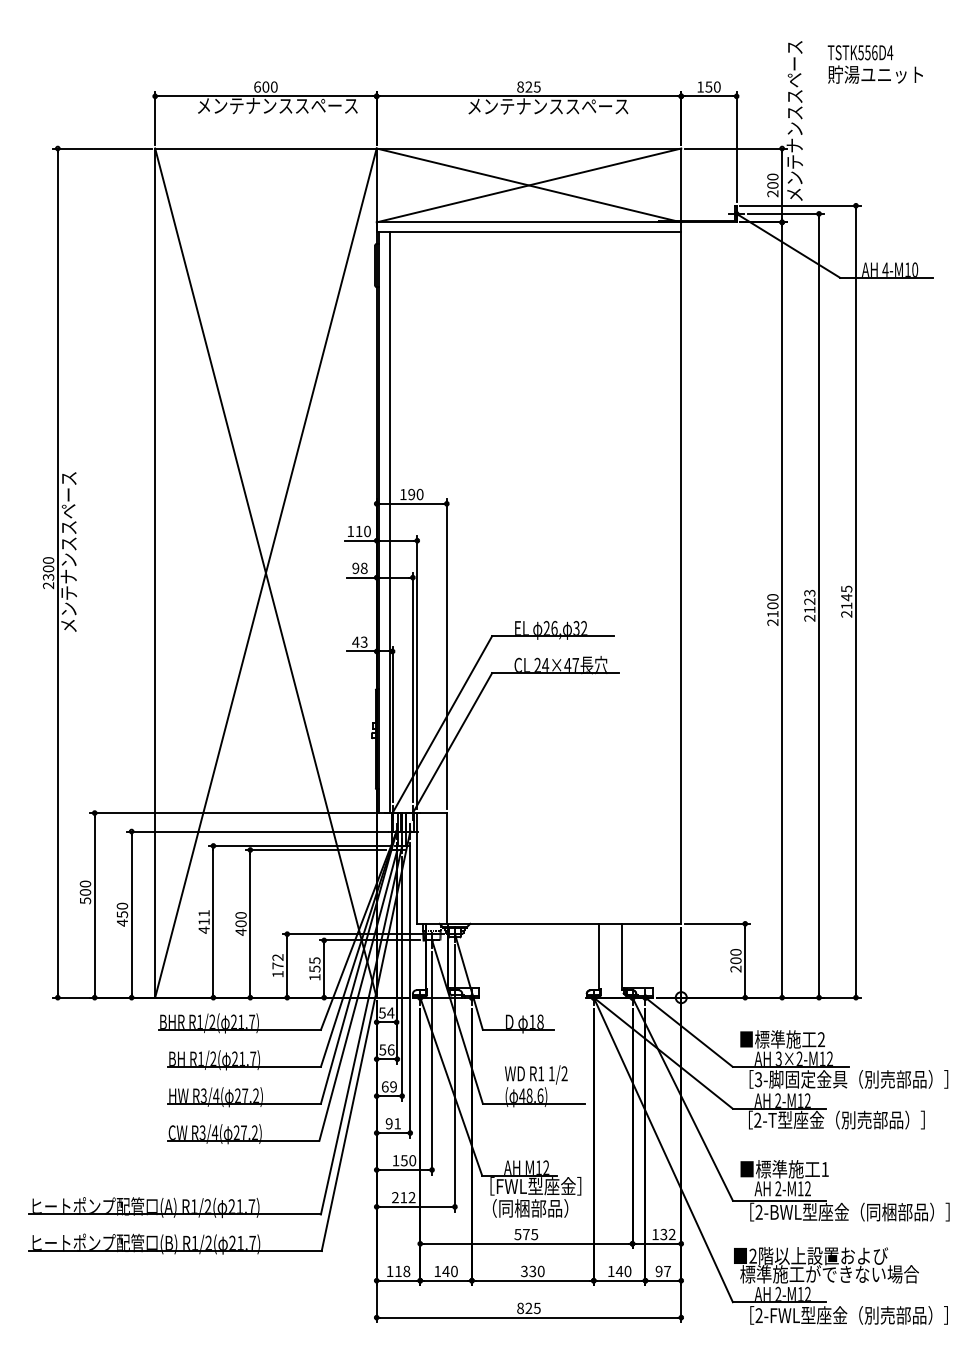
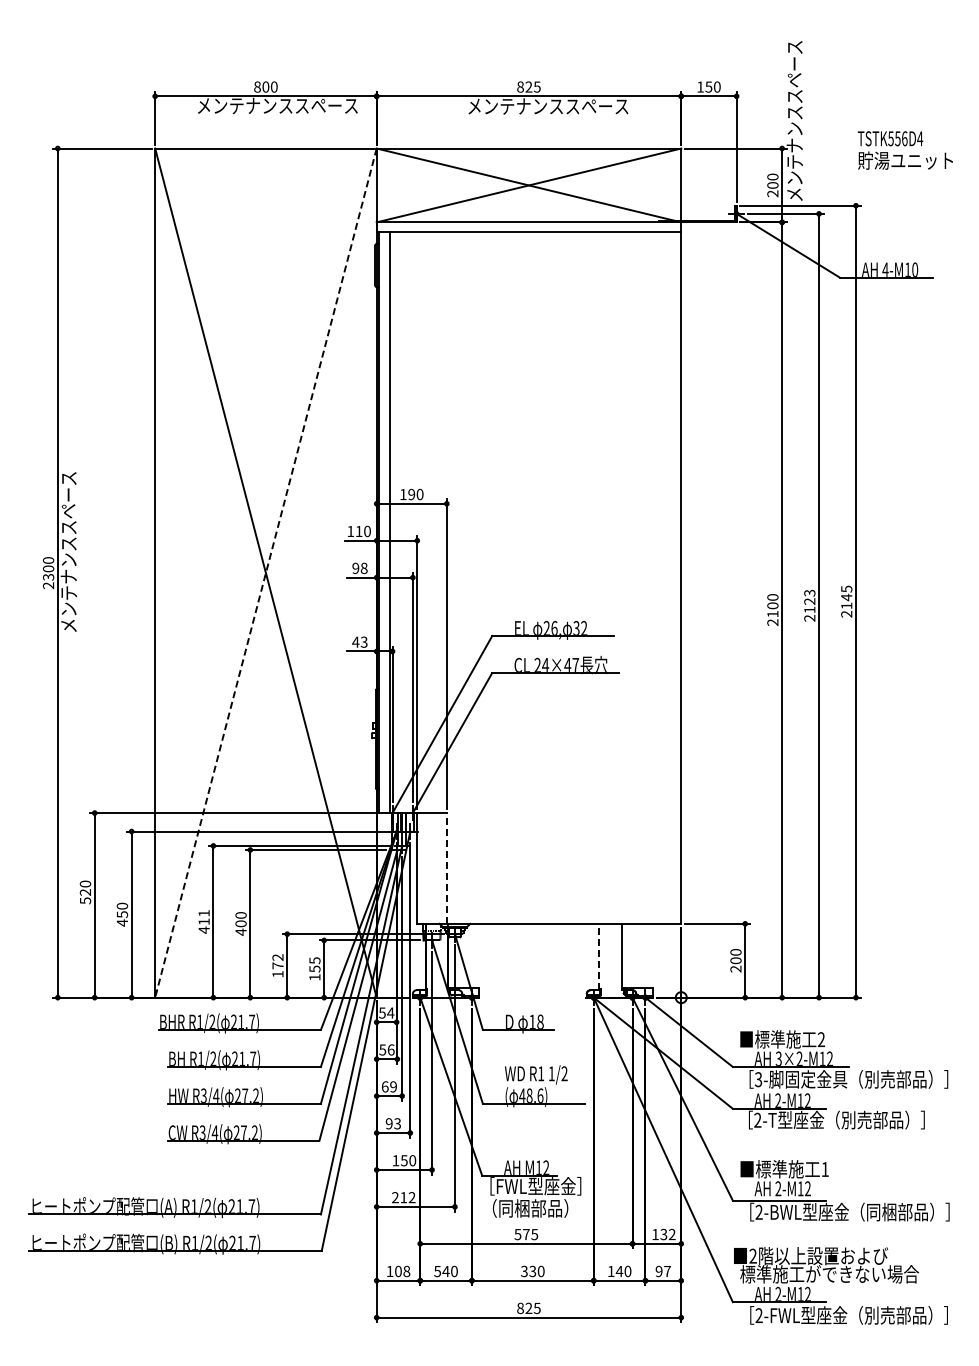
text position: (874, 64) -> (904, 150) (904, 150)
text: 600 -> 800 (257, 86)
line: solid -> dashed (265, 573)
line: solid -> dashed (446, 867)
text: 500 -> 520 (85, 892)
line: solid -> dashed (599, 956)
text: 91 -> 93 (397, 1123)
text: 118 -> 108 (398, 1271)
text: 140 -> 540 (437, 1271)
